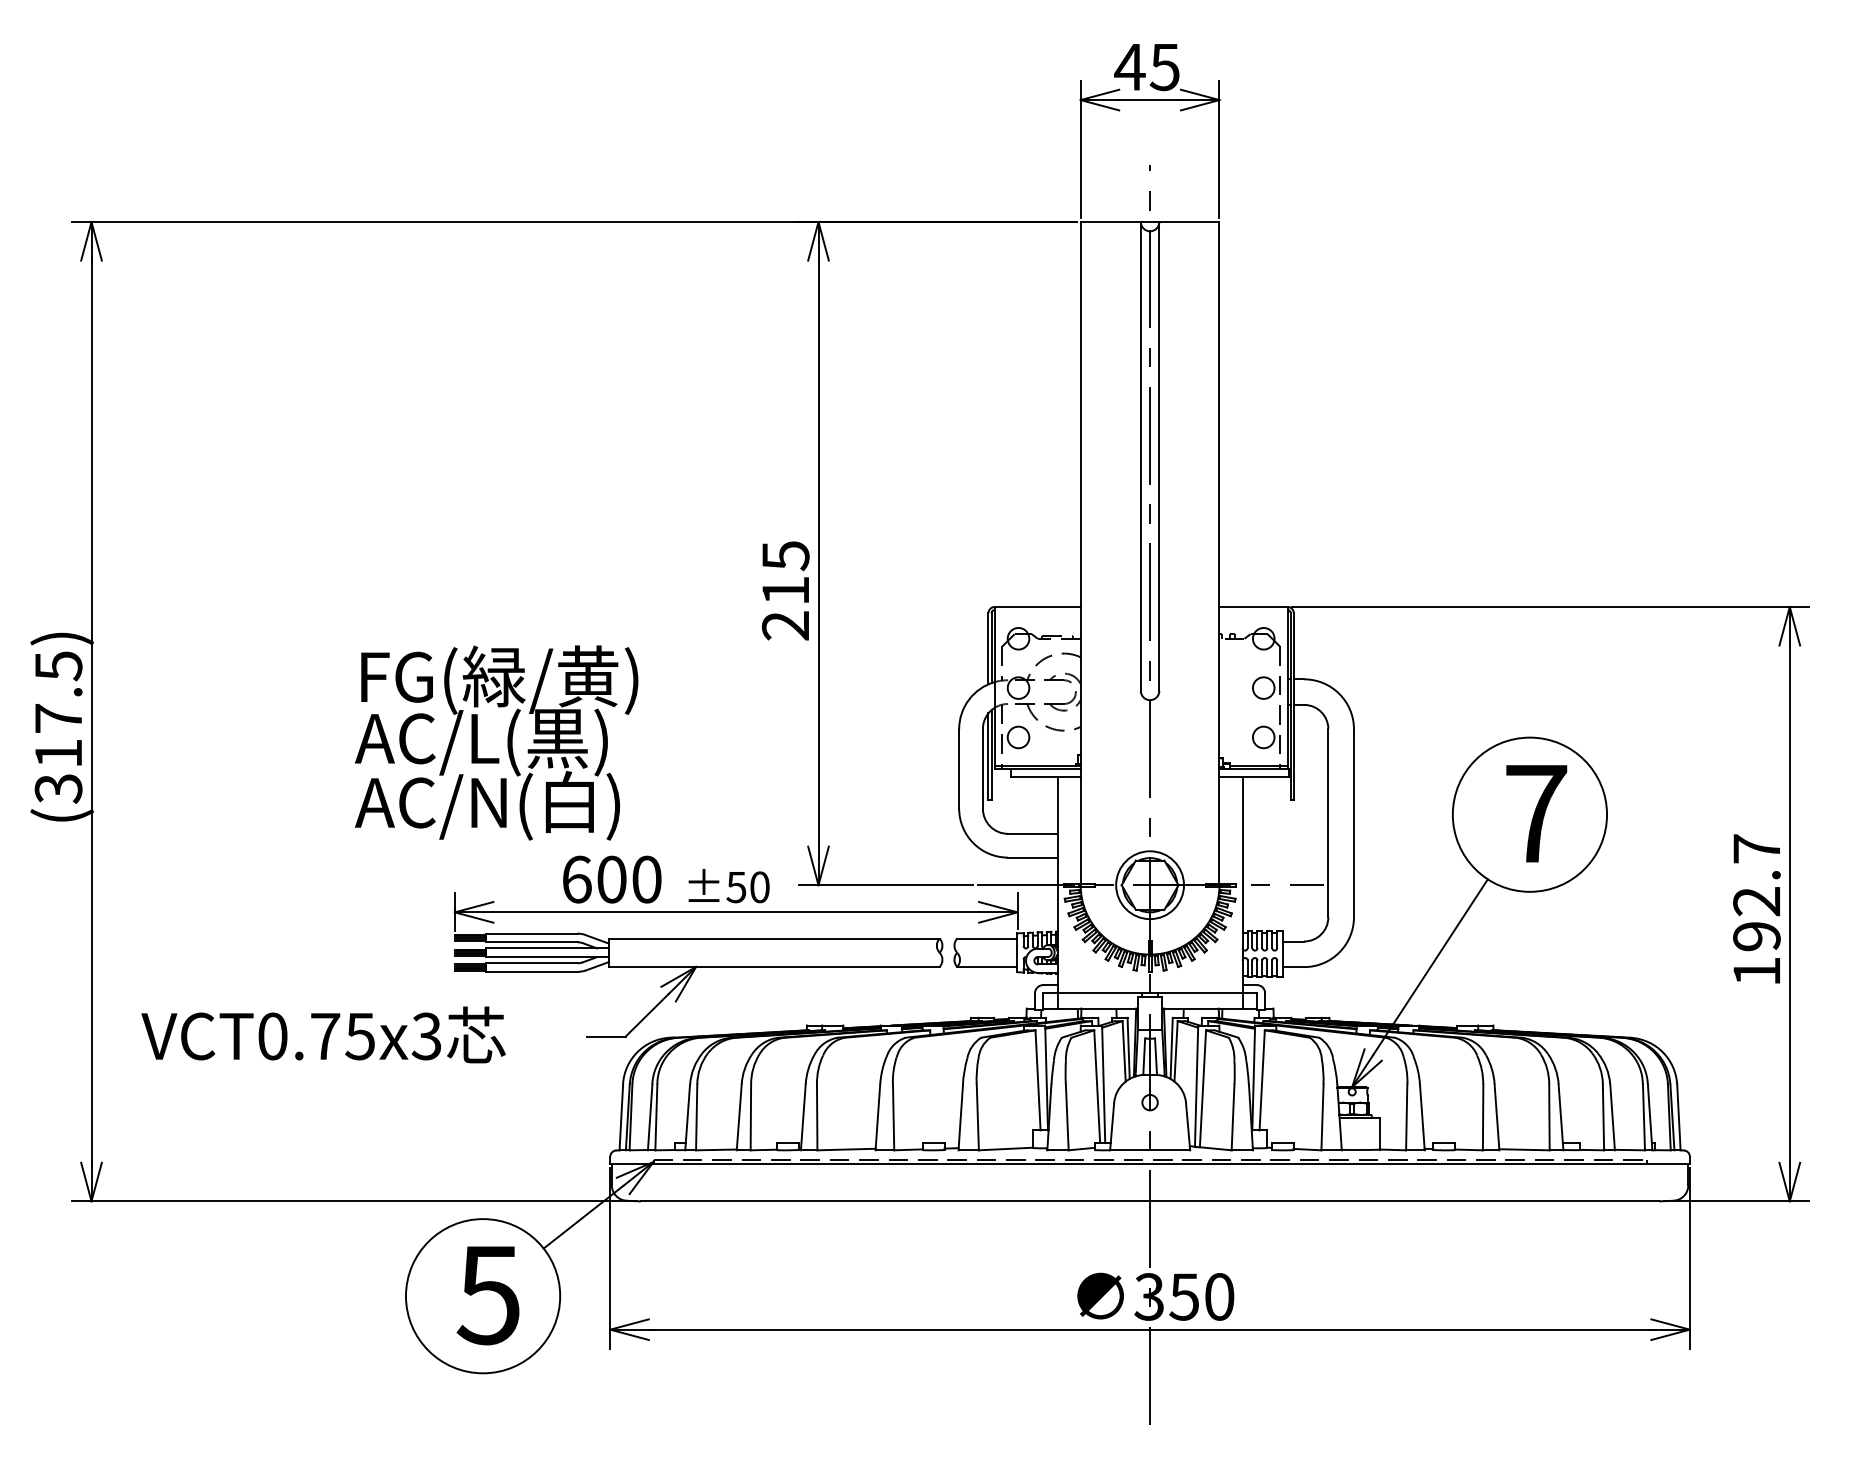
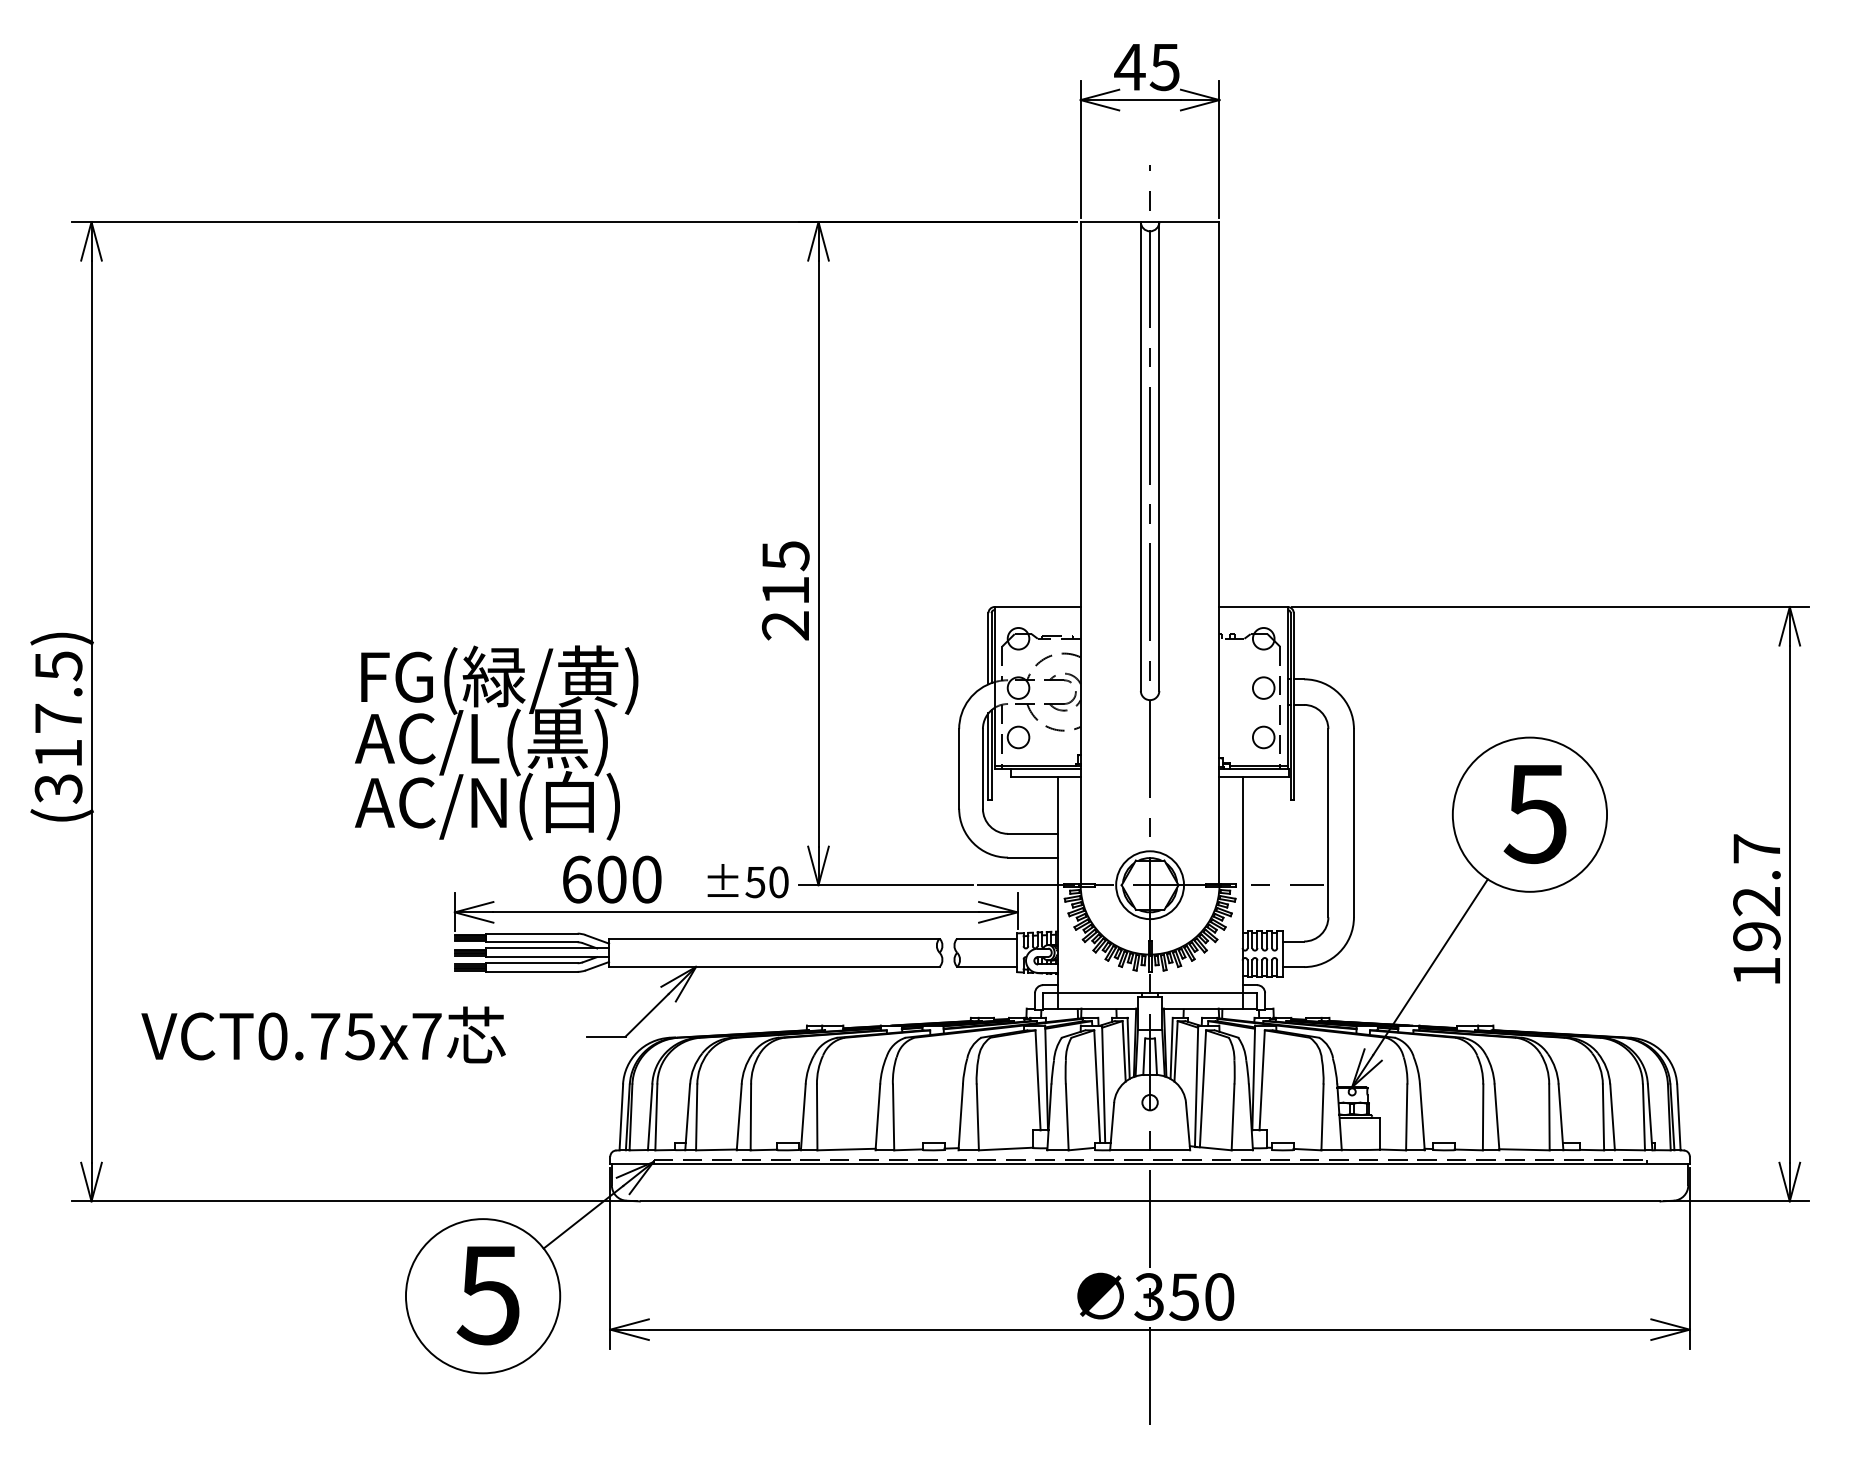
text: 7 -> 5 (1535, 814)
text position: (728, 886) -> (747, 881) (747, 881)
text: VCT0.75x3 -> VCT0.75x7 (426, 1036)
